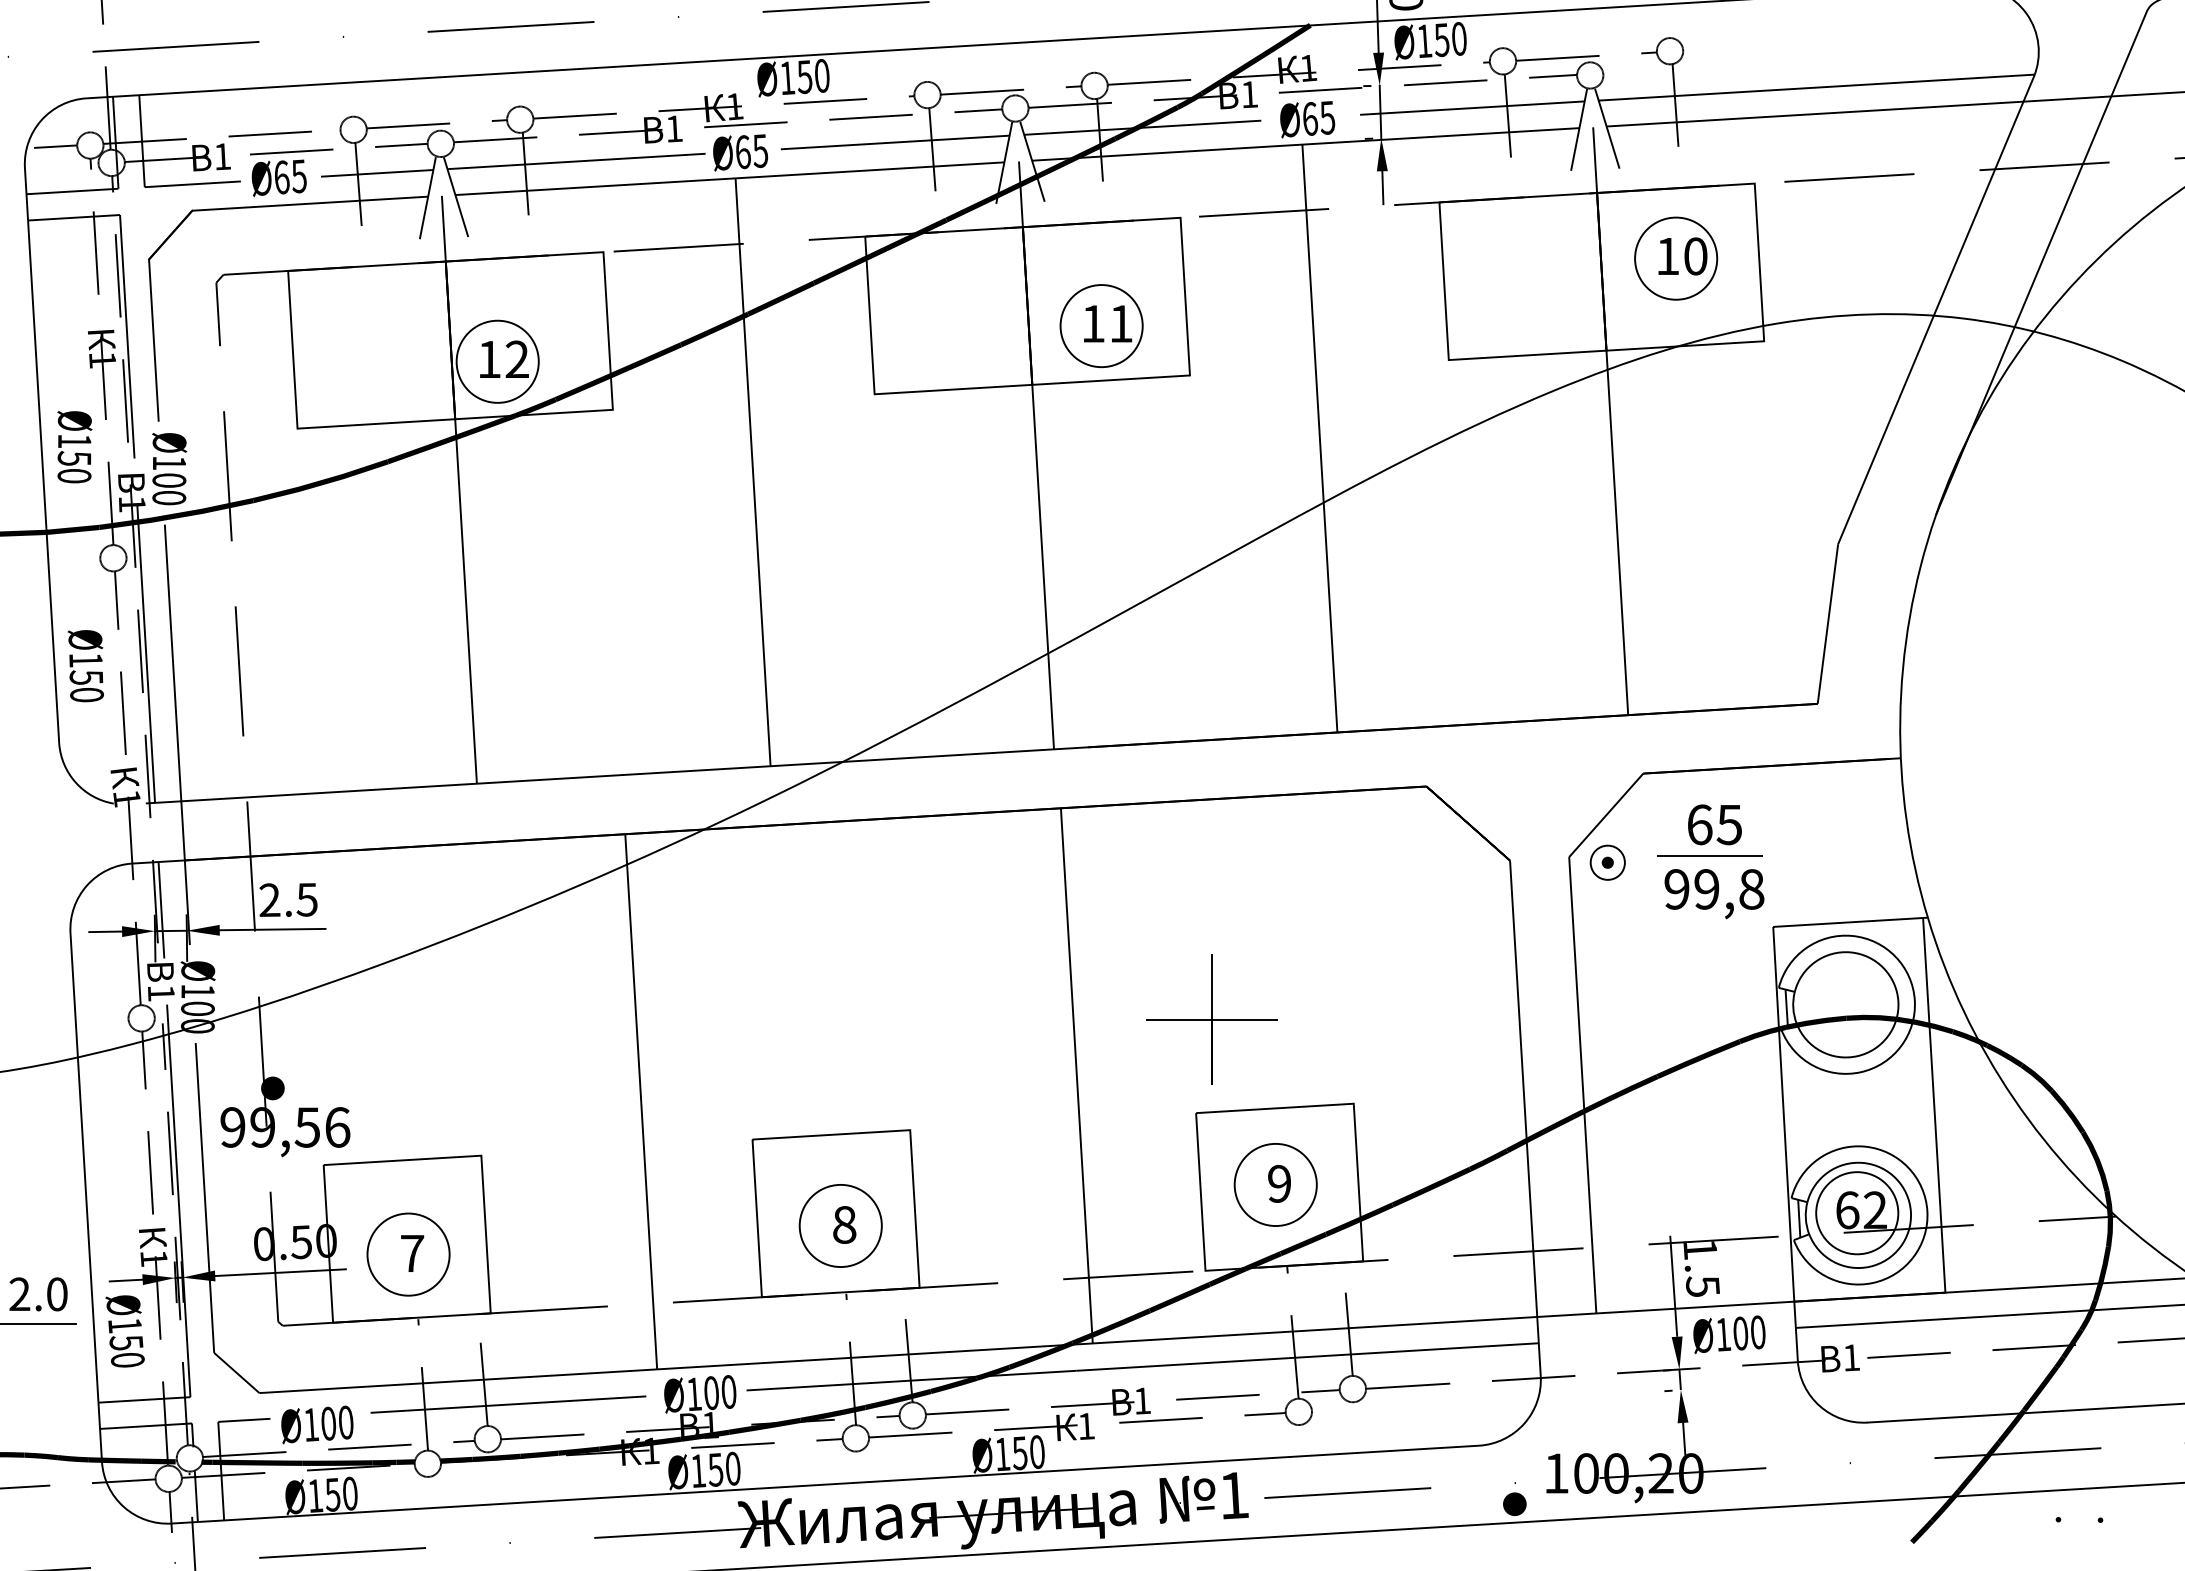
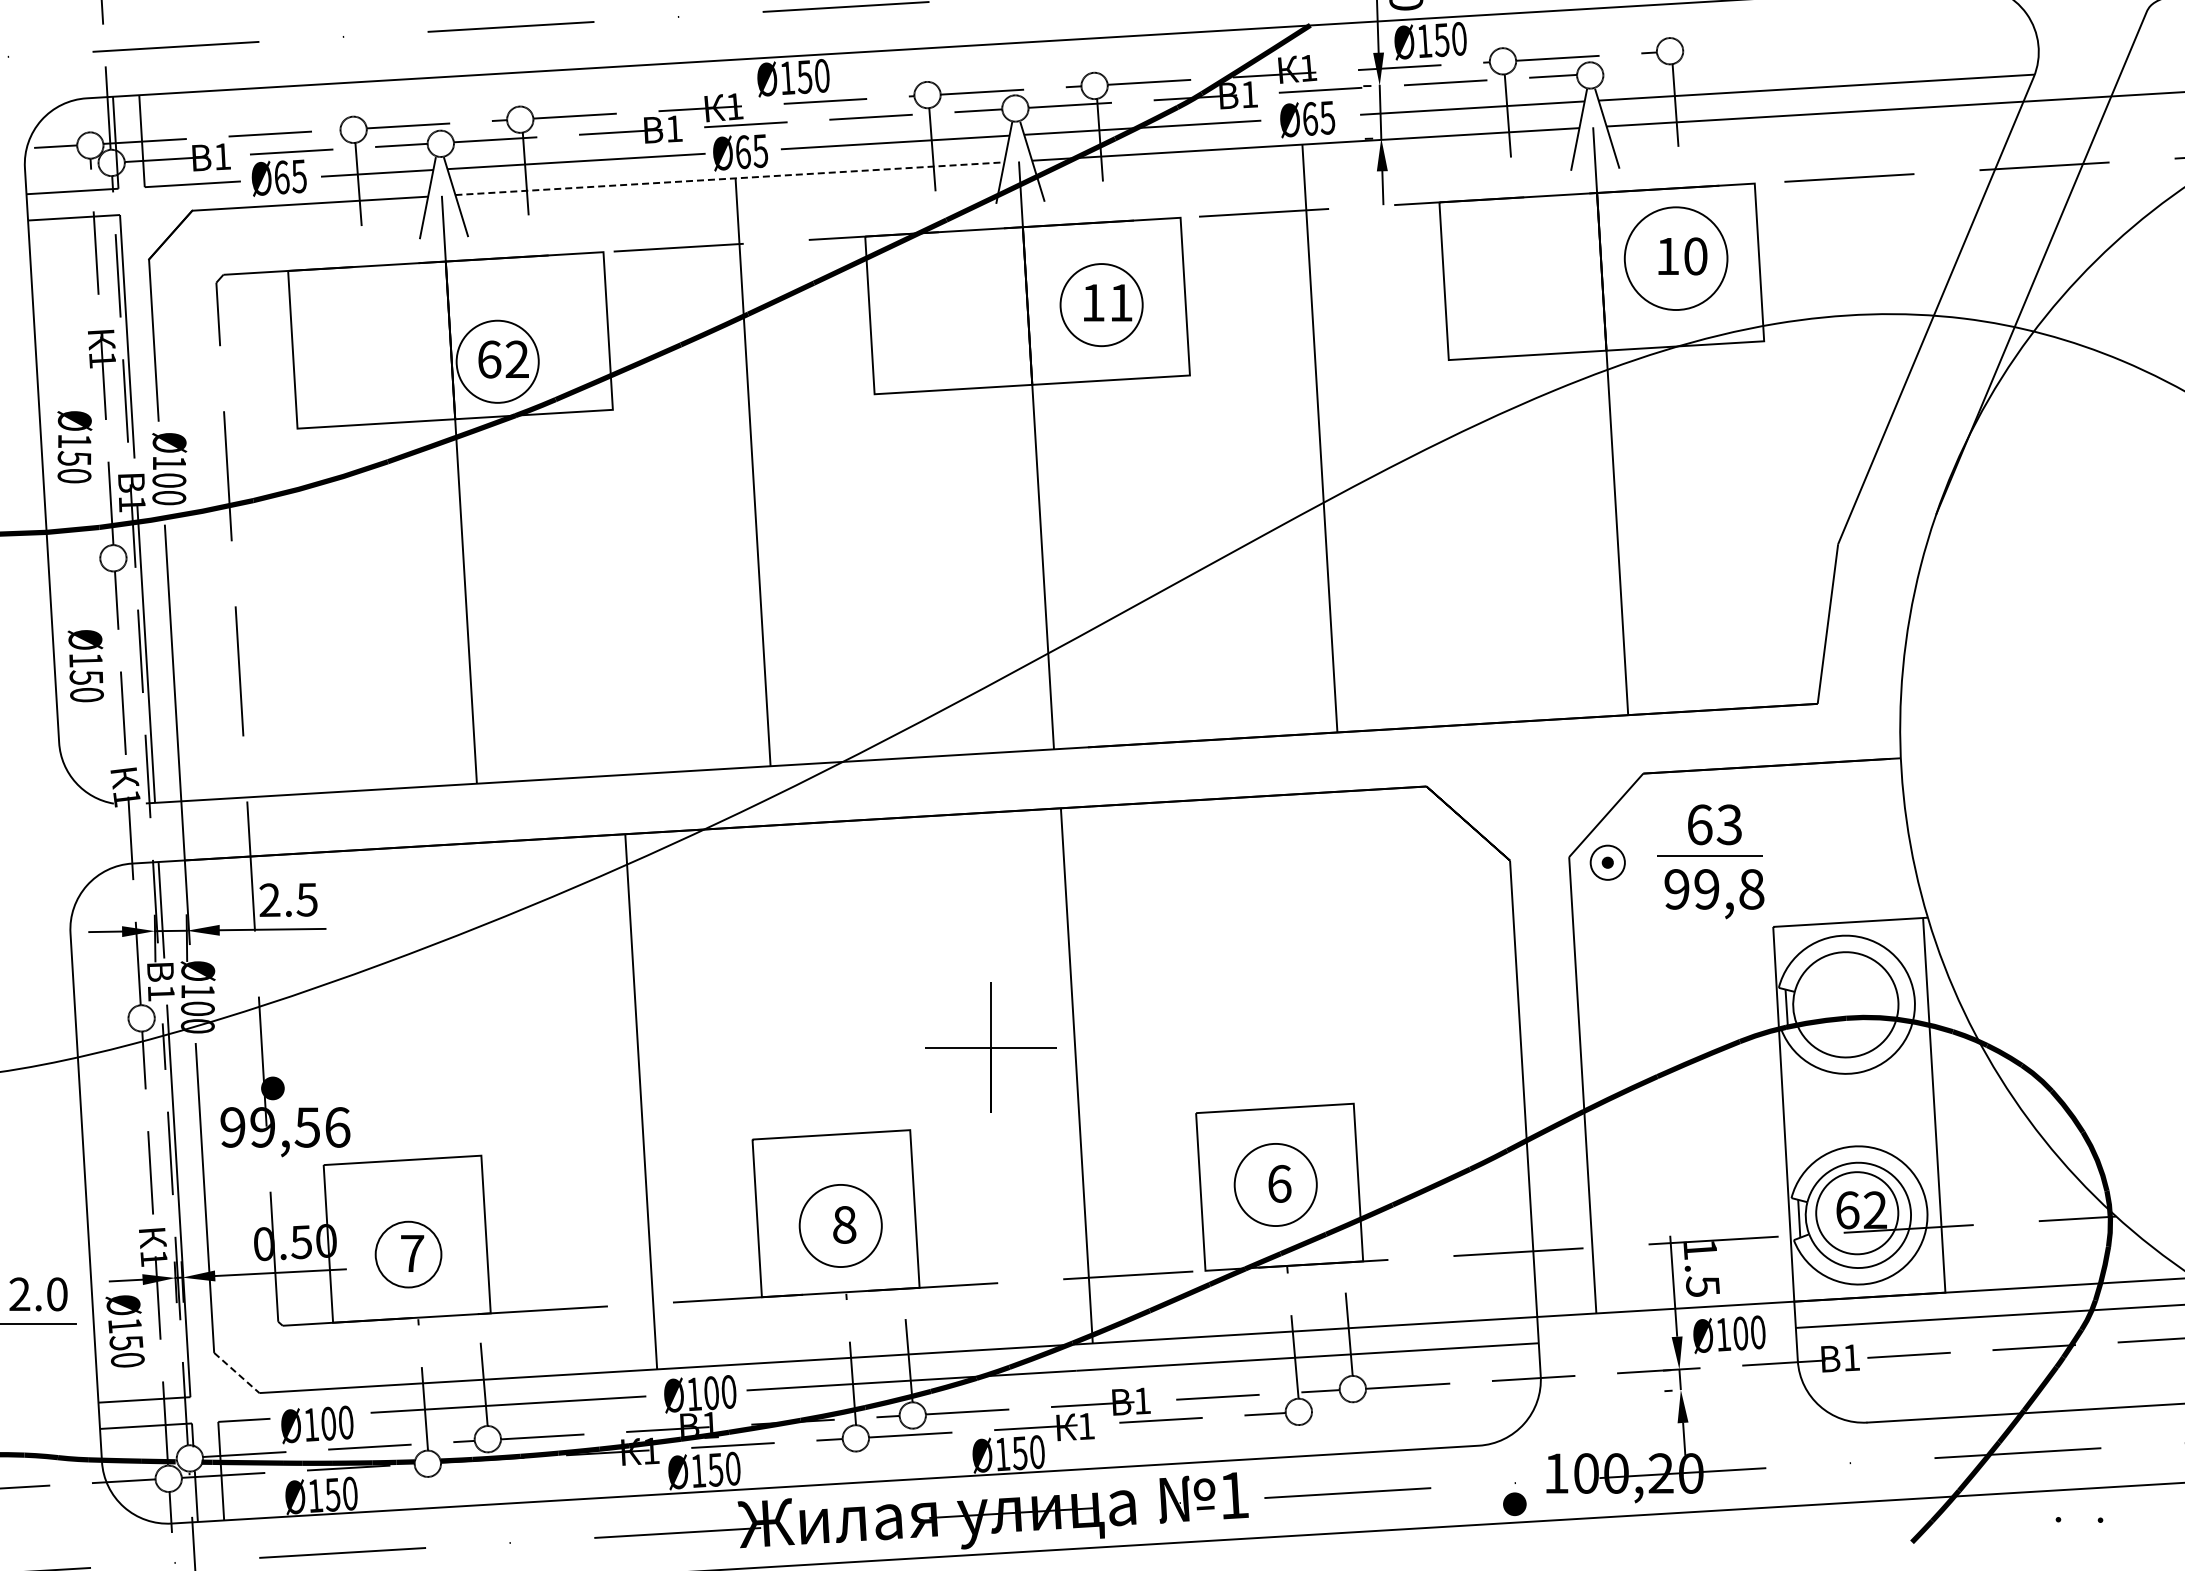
line: solid -> dashed (729, 178)
circle diameter: 82 px -> 103 px (1675, 258)
part position: (1101, 326) -> (1101, 305) (1101, 305)
text: 12 -> 62 (489, 359)
text: 65 -> 63 (1728, 824)
part position: (1211, 1019) -> (990, 1047) (990, 1047)
text: 9 -> 6 (1279, 1183)
circle diameter: 82 px -> 66 px (408, 1254)
line: solid -> dashed (237, 1373)
